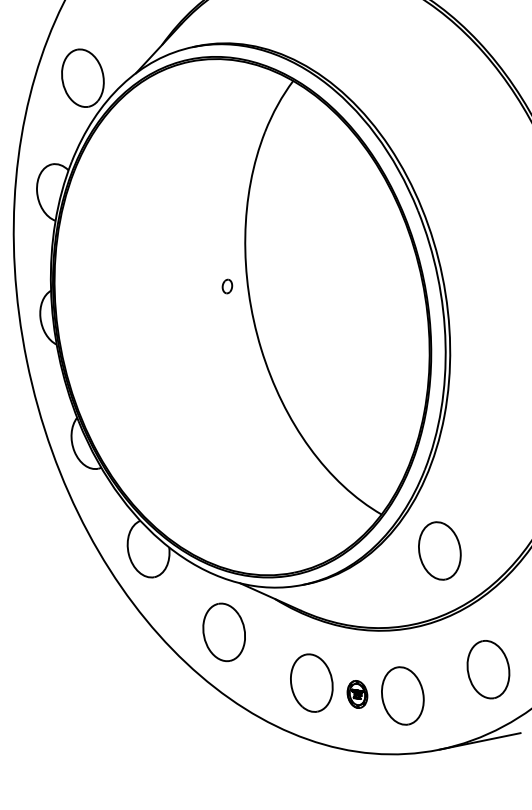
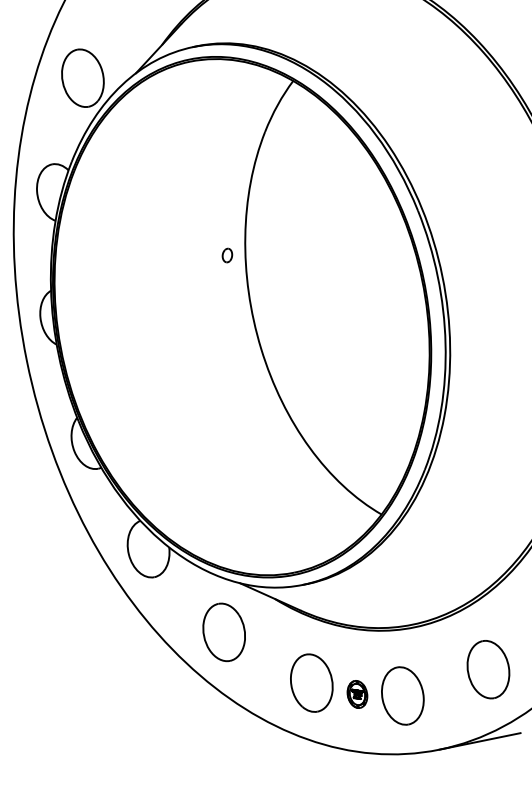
part position: (227, 286) -> (227, 255) (227, 255)
part: present -> none (439, 550)
